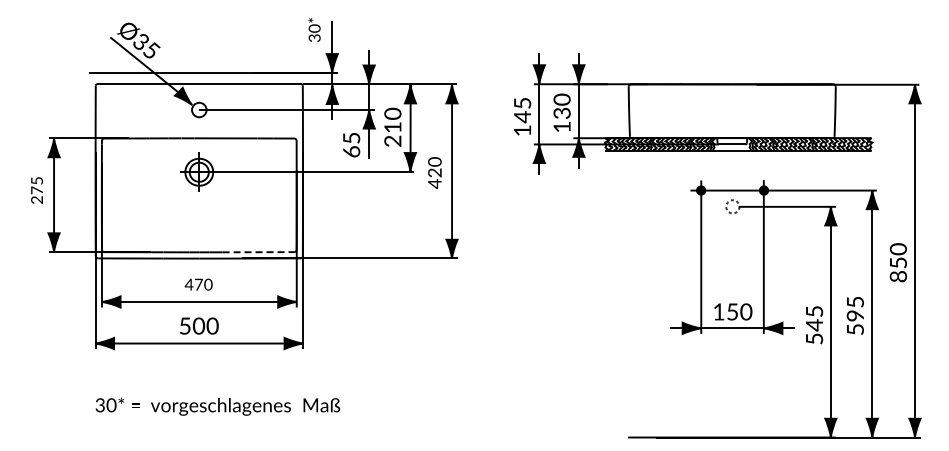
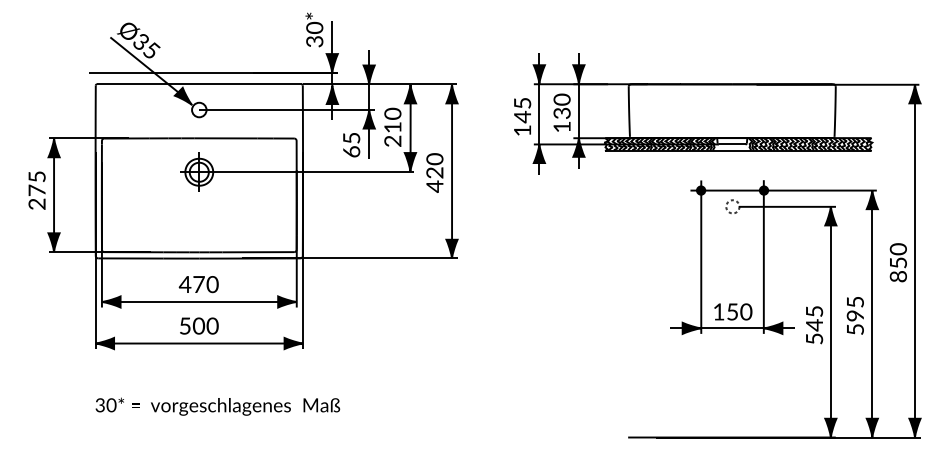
part size: 13x24 px -> 19x36 px (314, 29)
part size: 14x32 px -> 18x40 px (434, 172)
part size: 13x27 px -> 18x39 px (36, 190)
line: dashed -> solid (258, 252)
part size: 29x13 px -> 41x18 px (198, 284)
